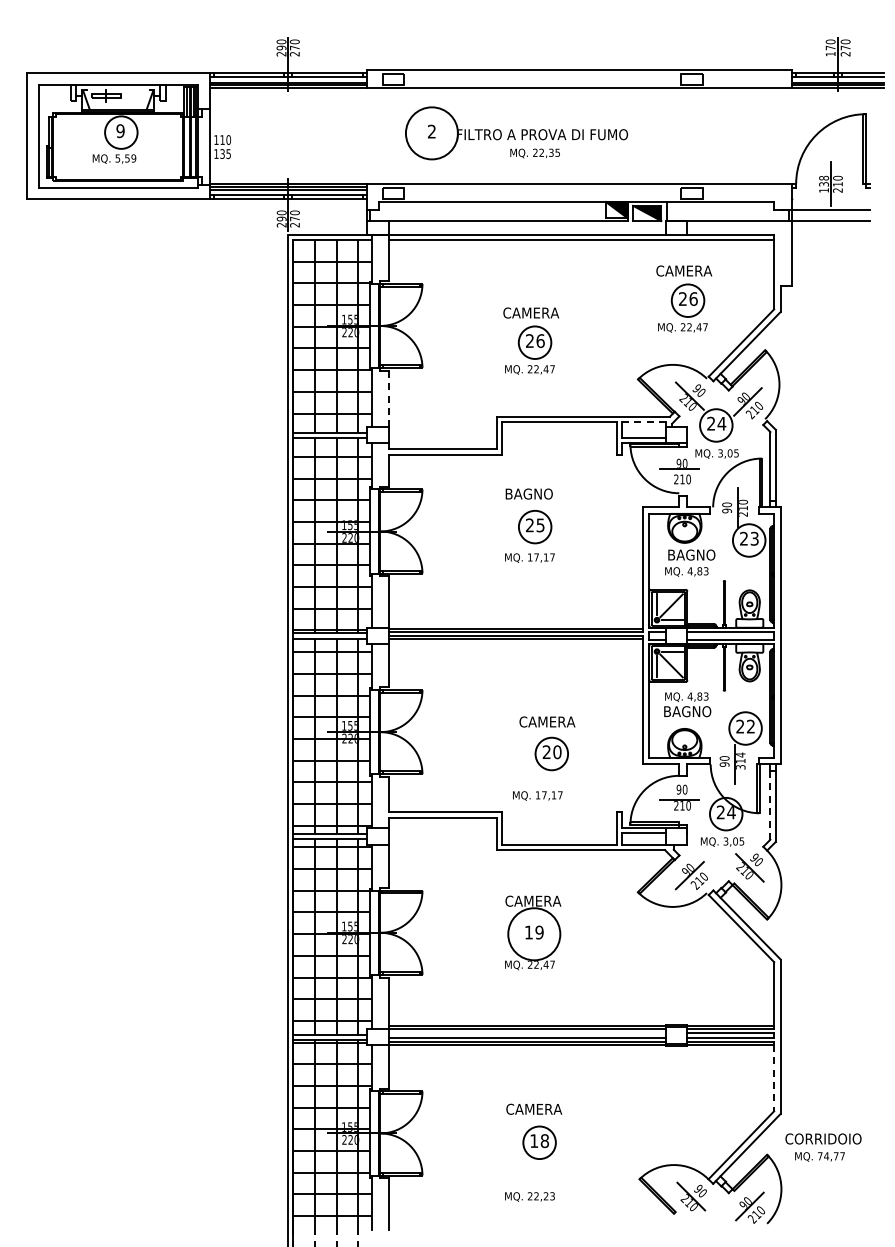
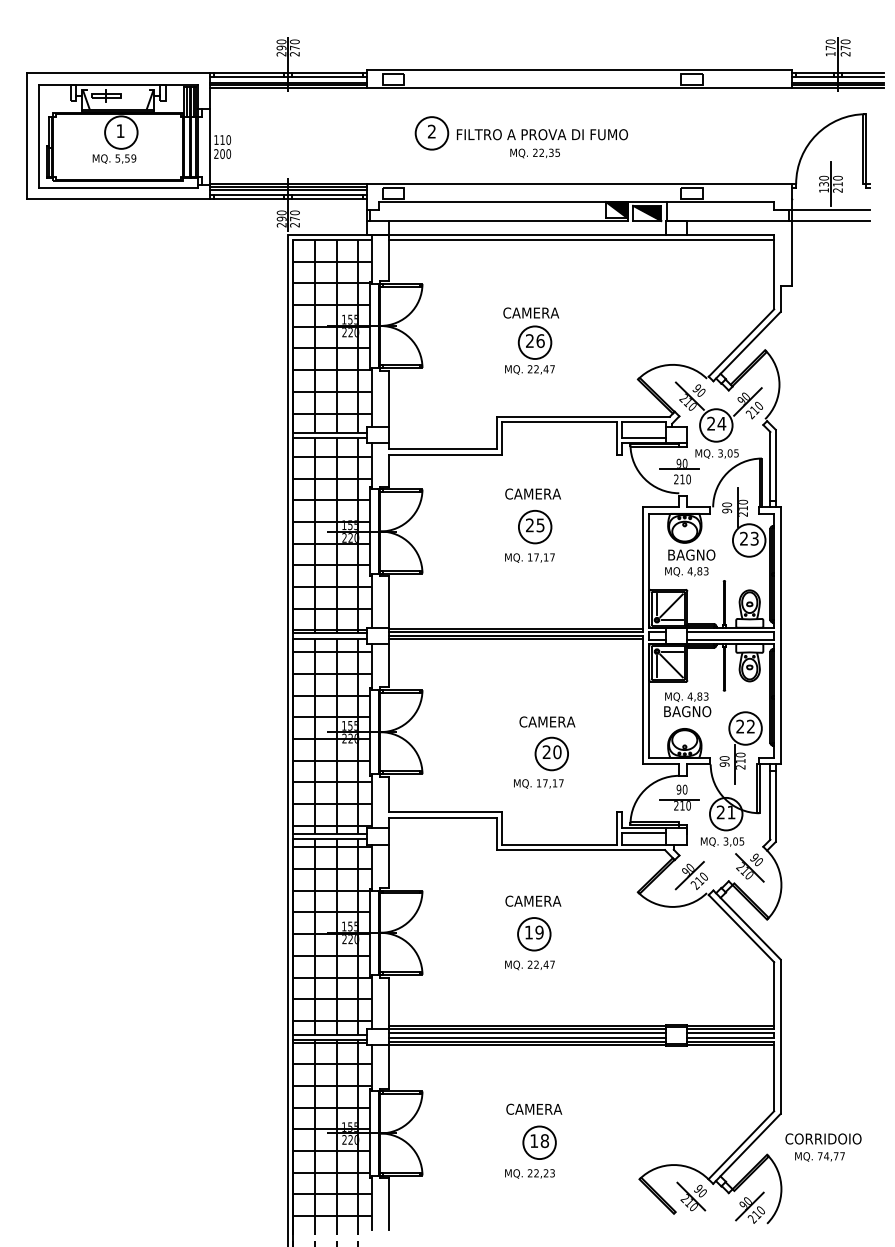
text: 9 -> 1 (120, 131)
circle diameter: 52 px -> 33 px (431, 133)
text: 135 -> 200 (222, 153)
text: 138 -> 130 (823, 177)
part: present -> none (684, 298)
line: dashed -> solid (388, 399)
line: dashed -> solid (643, 422)
text: BAGNO -> CAMERA (533, 493)
text: 314 -> 210 (740, 760)
text position: (537, 795) -> (538, 783) (538, 783)
line: dashed -> solid (770, 805)
text: 24 -> 21 (731, 812)
circle diameter: 52 px -> 33 px (534, 934)
line: none -> present (526, 1033)
line: dashed -> solid (774, 1078)
text position: (529, 1196) -> (529, 1173) (529, 1173)
